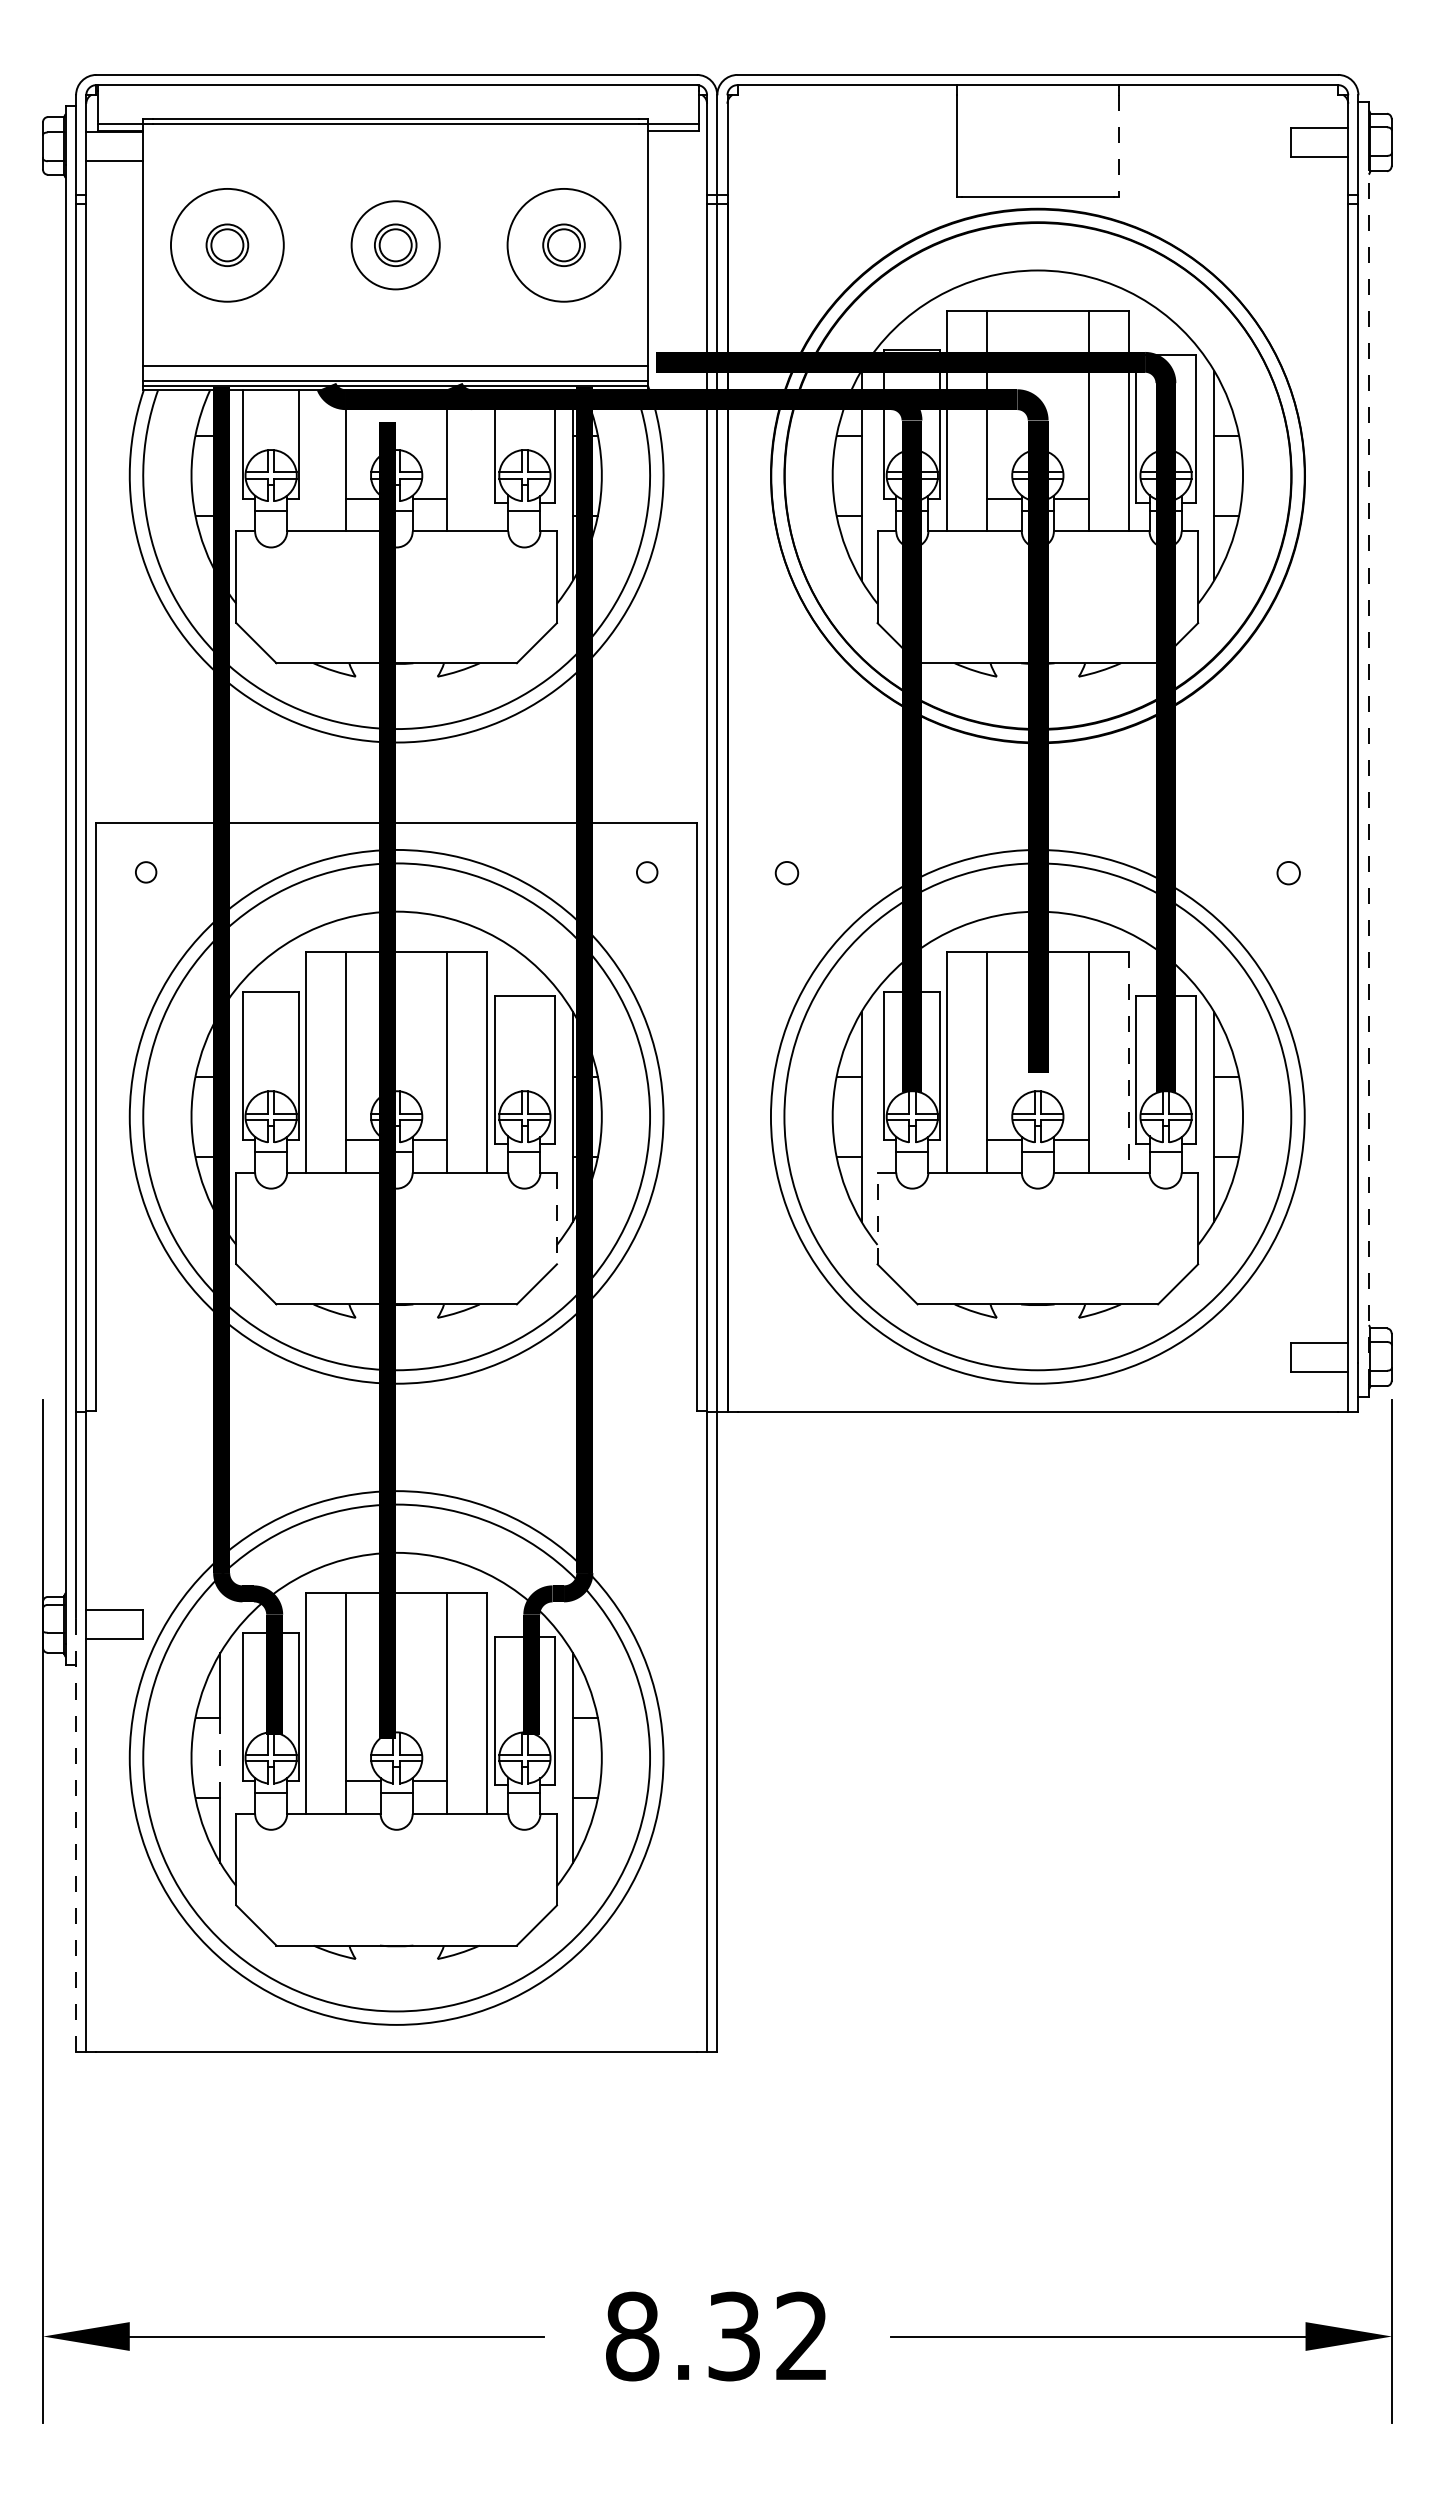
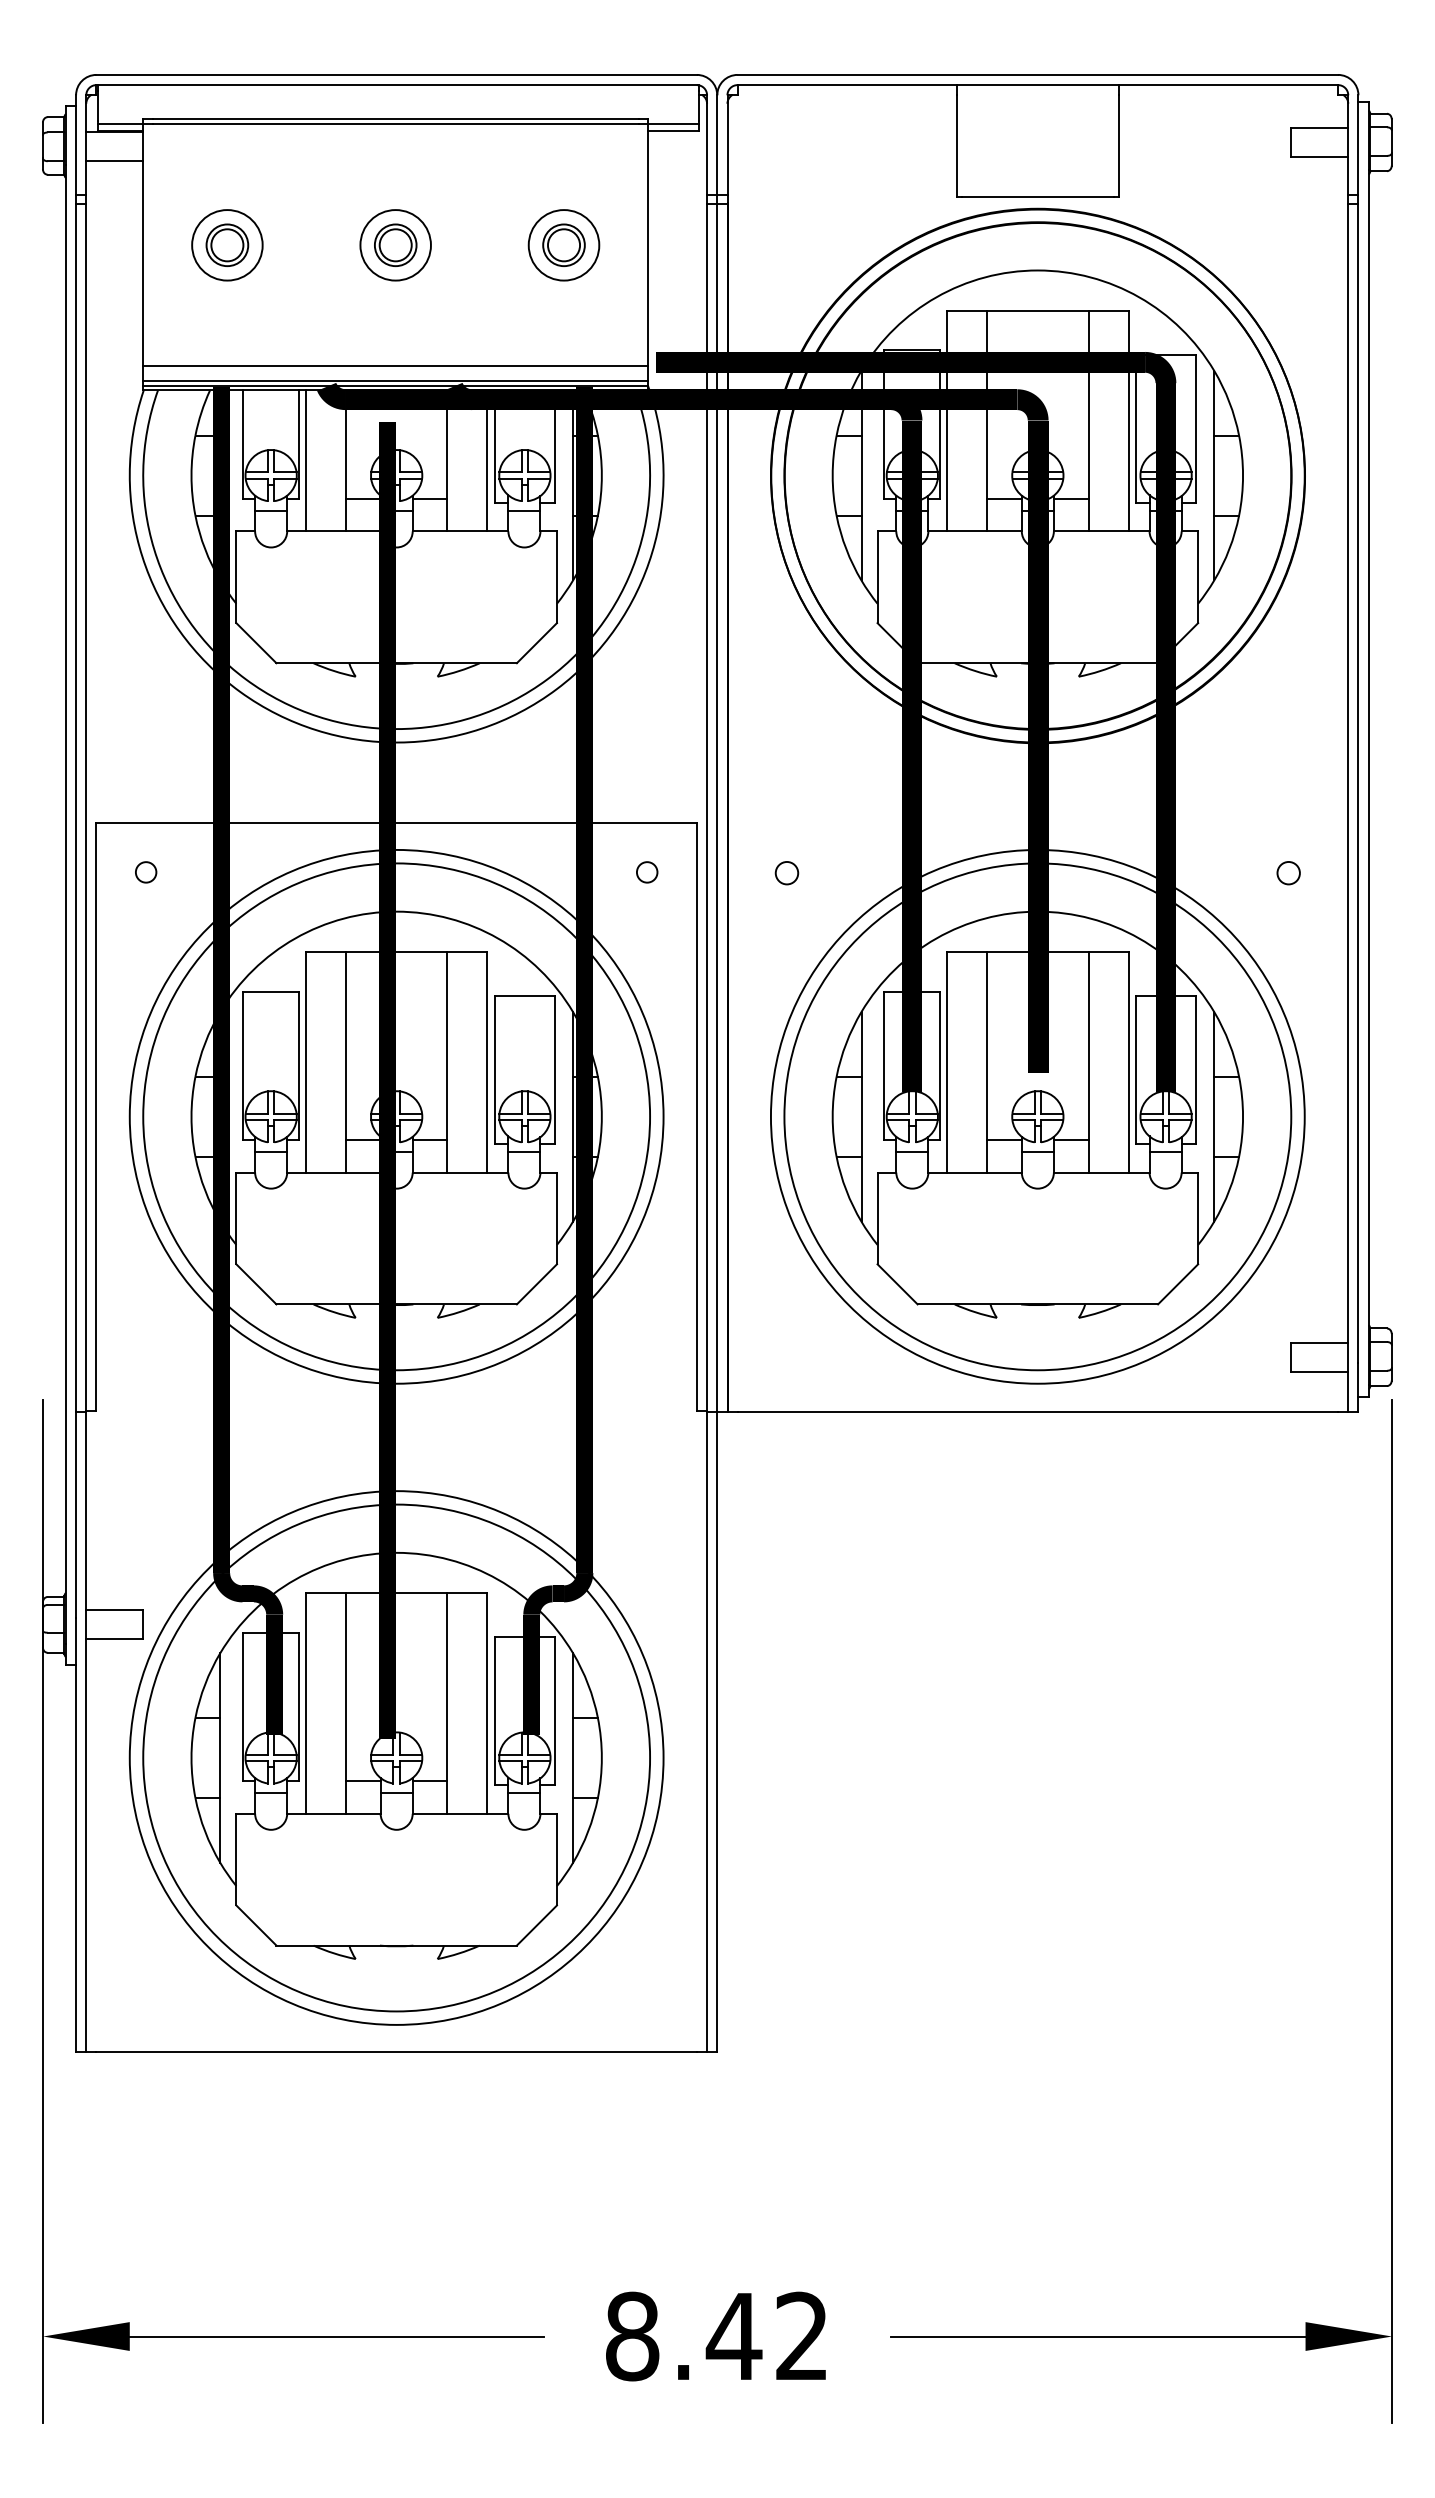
line: dashed -> solid (1118, 146)
circle diameter: 113 px -> 71 px (227, 245)
circle diameter: 113 px -> 71 px (563, 245)
circle diameter: 88 px -> 71 px (395, 245)
line: none -> present (305, 460)
line: none -> present (487, 460)
line: dashed -> solid (1368, 777)
line: dashed -> solid (1128, 1062)
line: dashed -> solid (556, 1218)
line: dashed -> solid (877, 1218)
line: dashed -> solid (220, 1758)
line: dashed -> solid (76, 1834)
text: 8.32 -> 8.42 (733, 2336)
